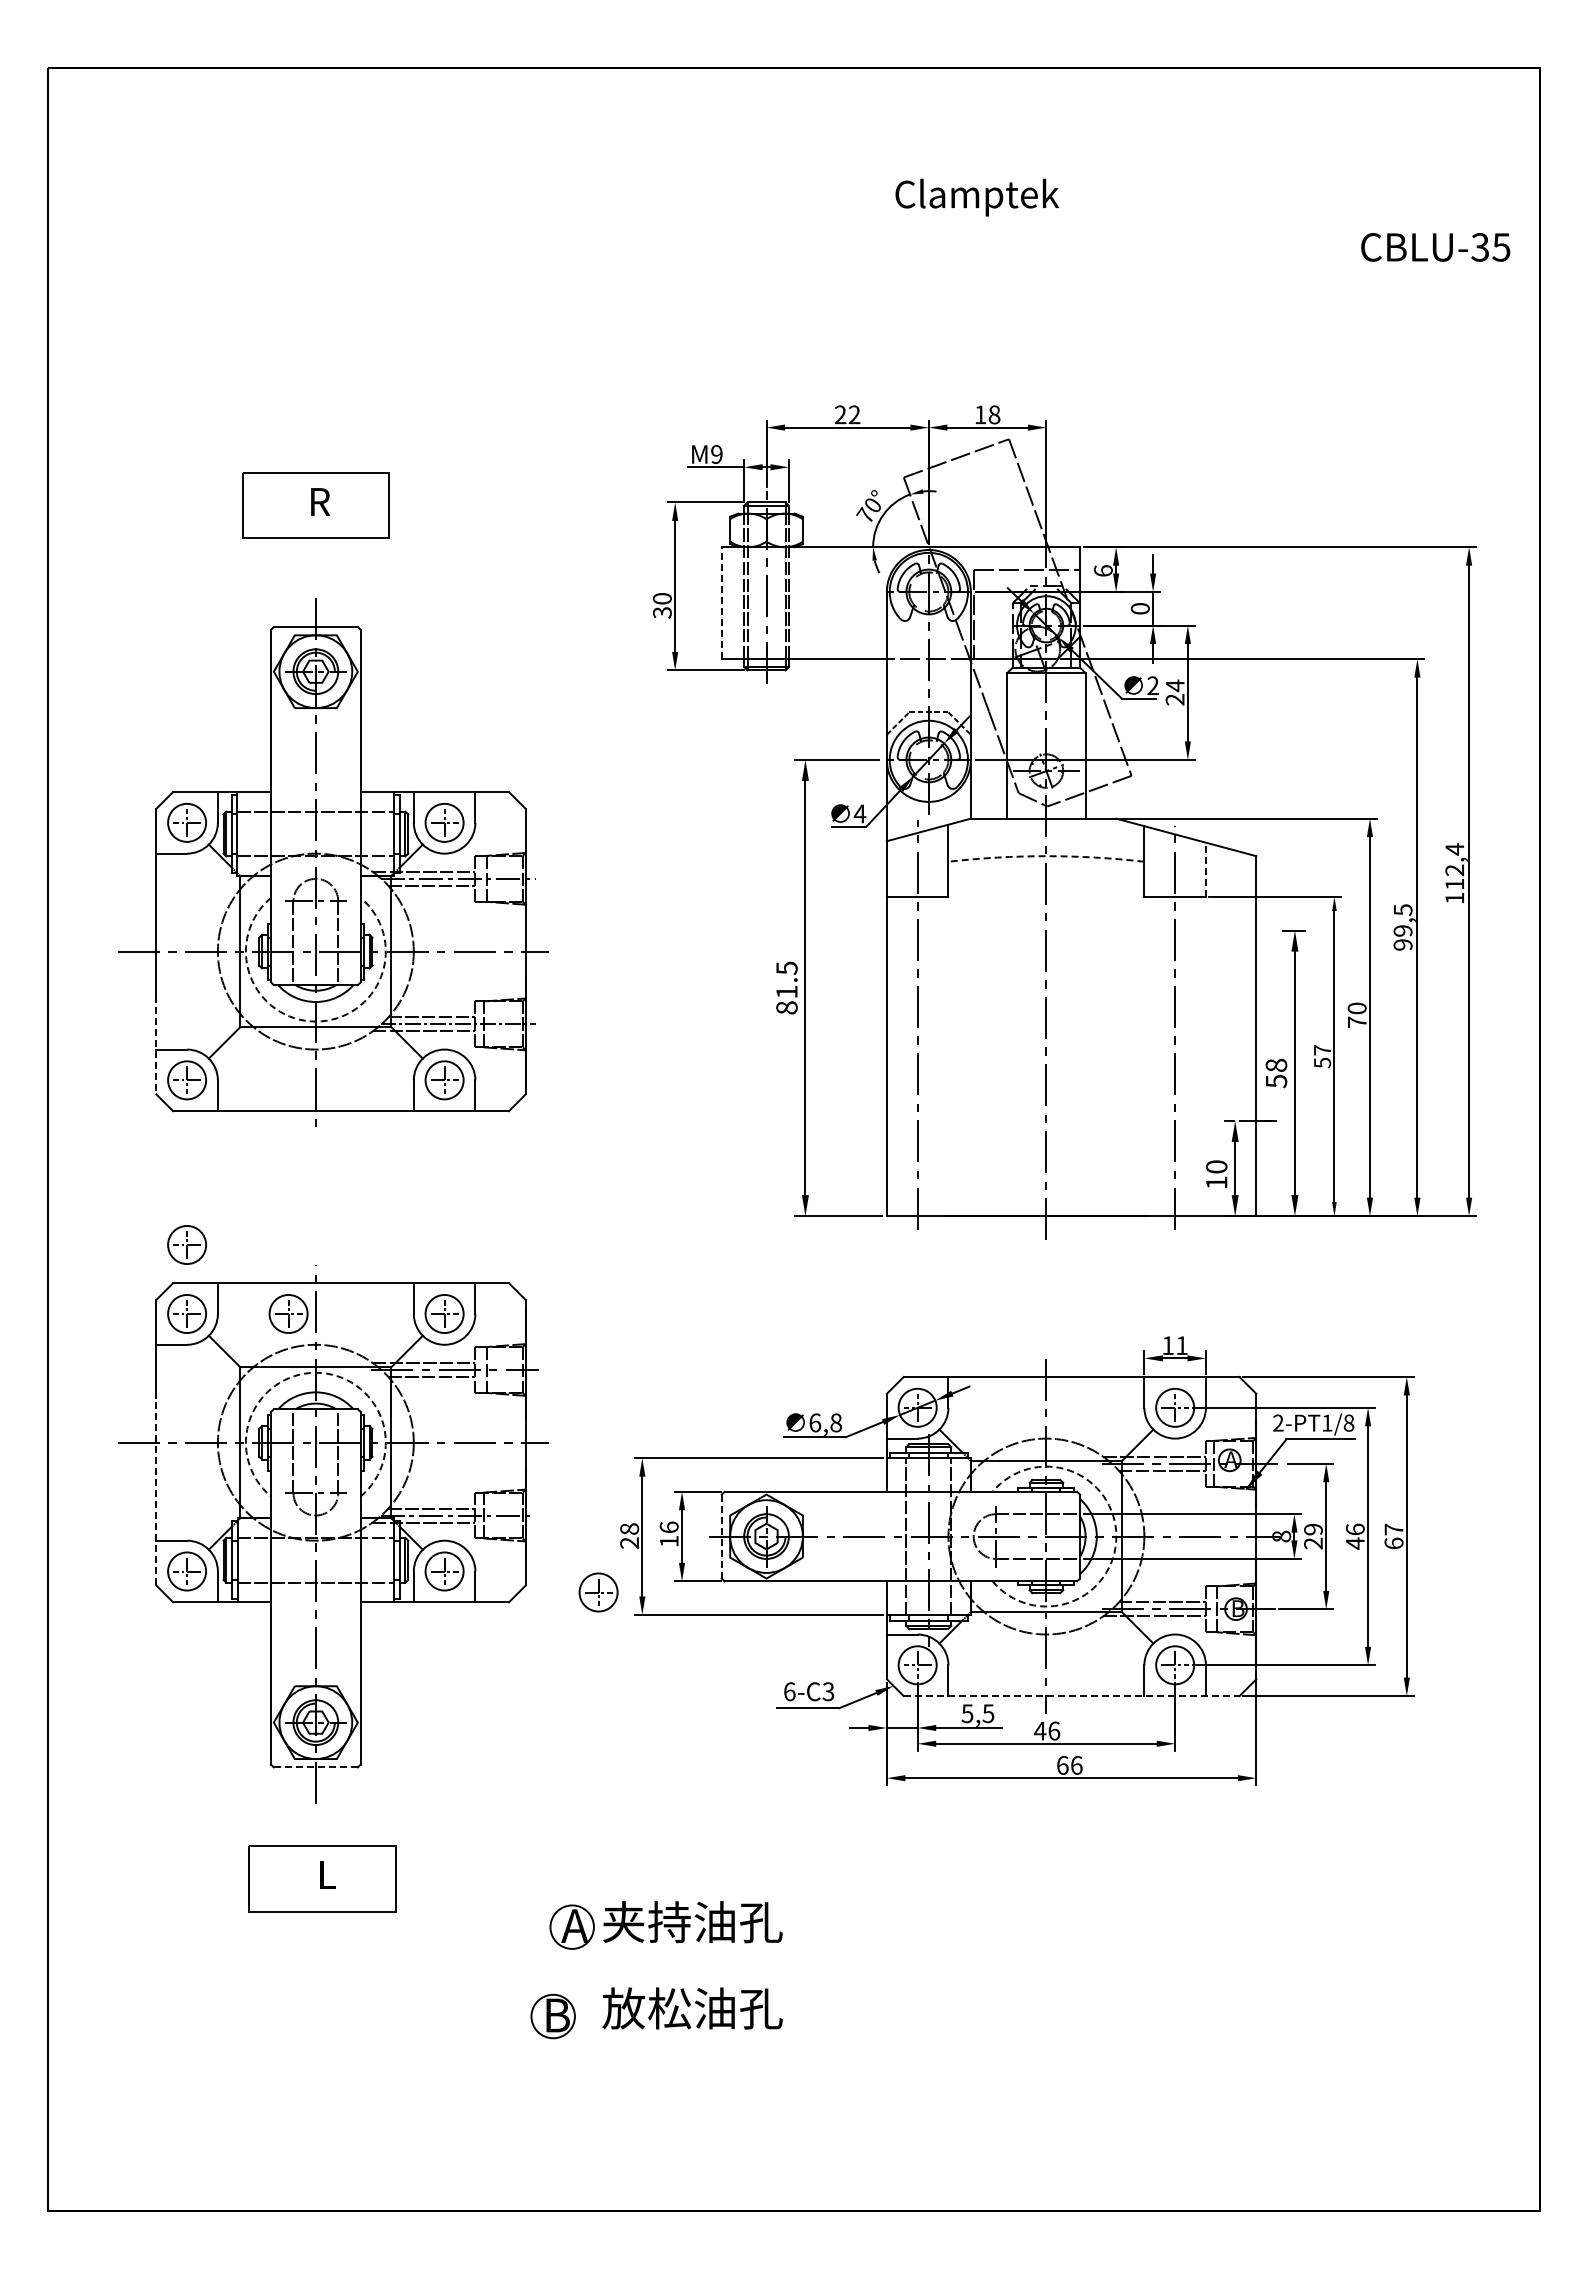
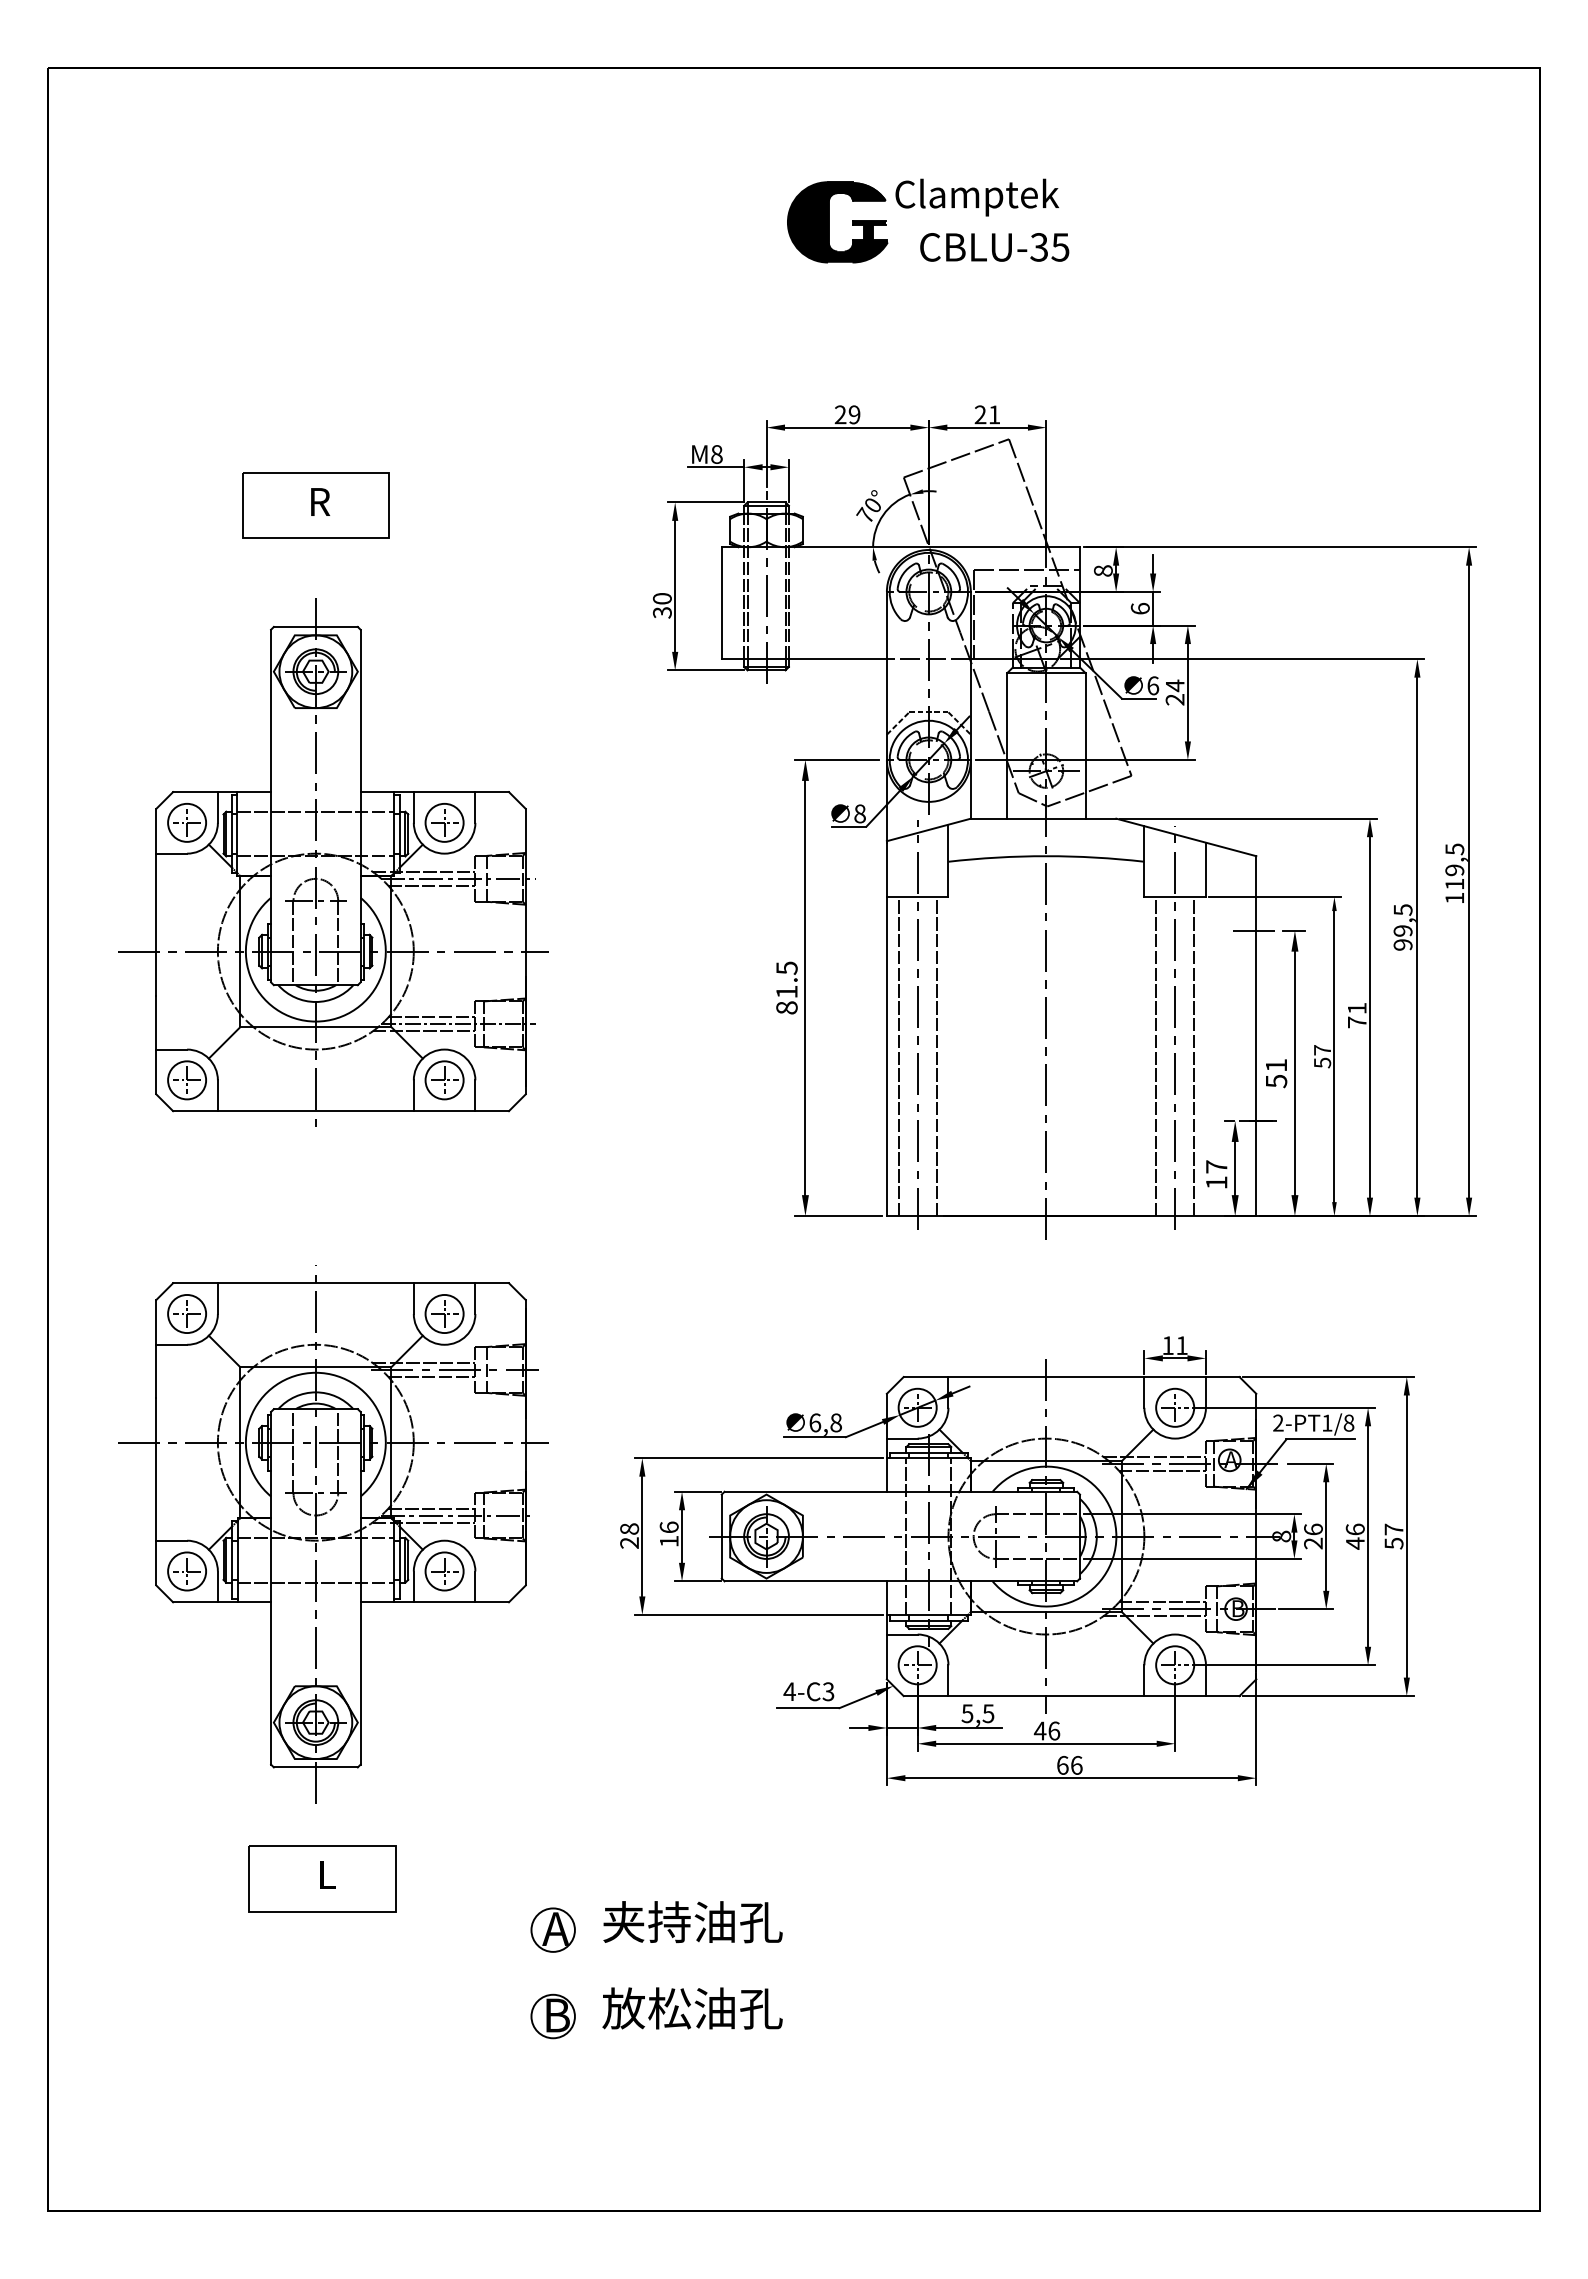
part: none -> present (829, 222)
text position: (1435, 247) -> (994, 247) (994, 247)
text: 18 -> 21 (987, 414)
text: 22 -> 29 (854, 415)
text: M9 -> M8 (716, 454)
text: 6 -> 8 (1102, 570)
line: dashed -> solid (721, 603)
text: 0 -> 6 (1139, 608)
text: 2 -> 6 (1153, 685)
text: 4 -> 8 (859, 813)
arc: dashed -> solid (1046, 856)
text: 112,4 -> 119,5 (1454, 859)
line: dashed -> solid (1205, 869)
line: none -> present (1255, 930)
text: 70 -> 71 (1356, 1008)
arc: dashed -> solid (315, 1021)
line: dashed -> solid (156, 1045)
line: none -> present (898, 1056)
line: none -> present (936, 1056)
line: none -> present (1156, 1056)
line: none -> present (1194, 1056)
text: 58 -> 51 (1276, 1064)
text: 10 -> 17 (1216, 1166)
part: present -> none (186, 1244)
part: present -> none (288, 1313)
arc: dashed -> solid (315, 1372)
line: dashed -> solid (156, 1491)
text: 29 -> 26 (1313, 1529)
line: dashed -> solid (721, 1536)
arc: dashed -> solid (1116, 1536)
text: 67 -> 57 (1393, 1543)
part: present -> none (598, 1592)
text: 6-C3 -> 4-C3 (789, 1691)
line: dashed -> solid (1071, 1696)
line: dashed -> solid (315, 1767)
part position: (571, 1926) -> (552, 1929) (552, 1929)
